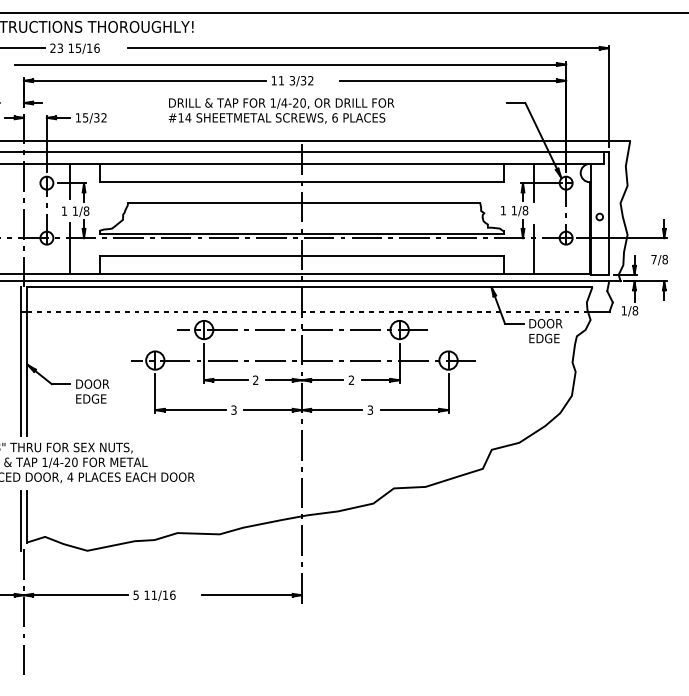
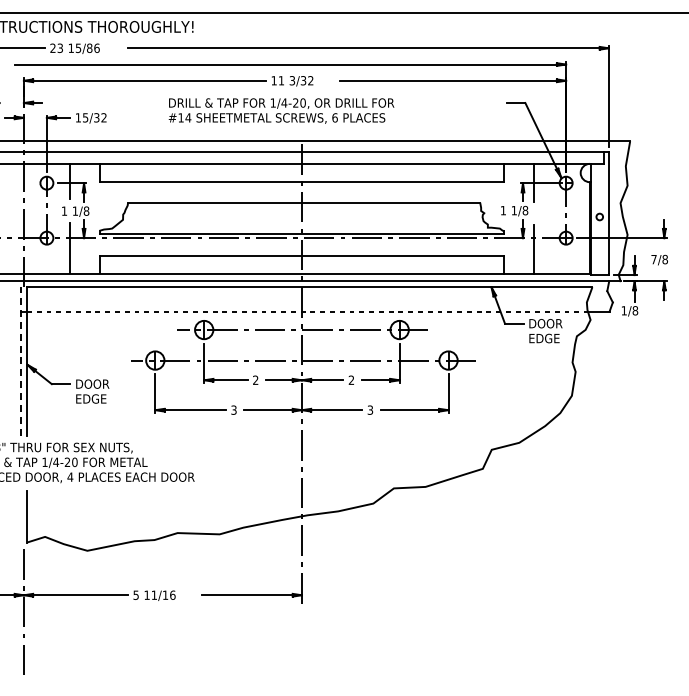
text: 15/16 -> 15/86 (89, 47)
line: solid -> dashed (20, 361)
line: present -> none (20, 520)
